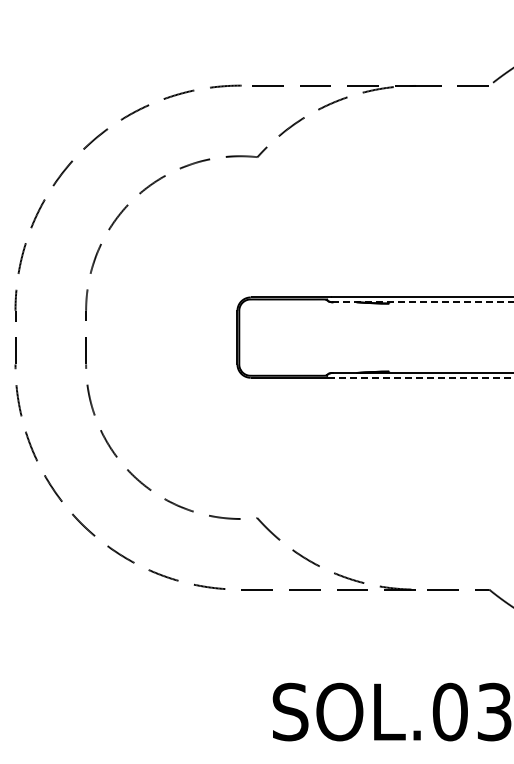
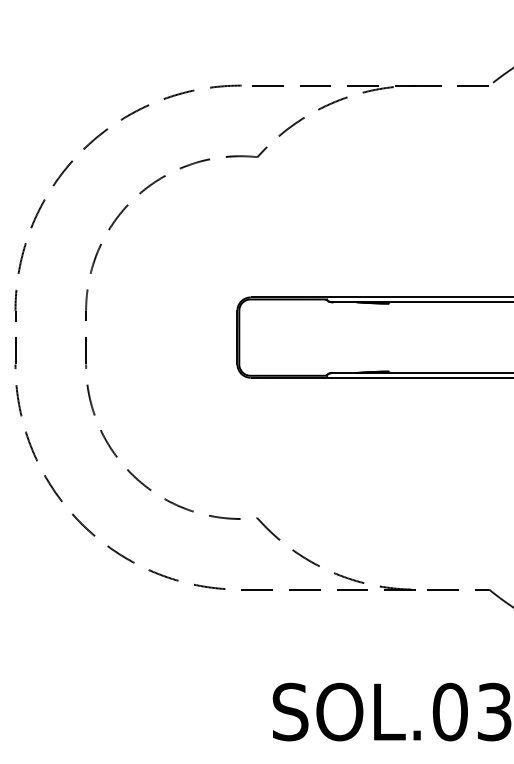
line: dashed -> solid (422, 302)
line: dashed -> solid (422, 377)
